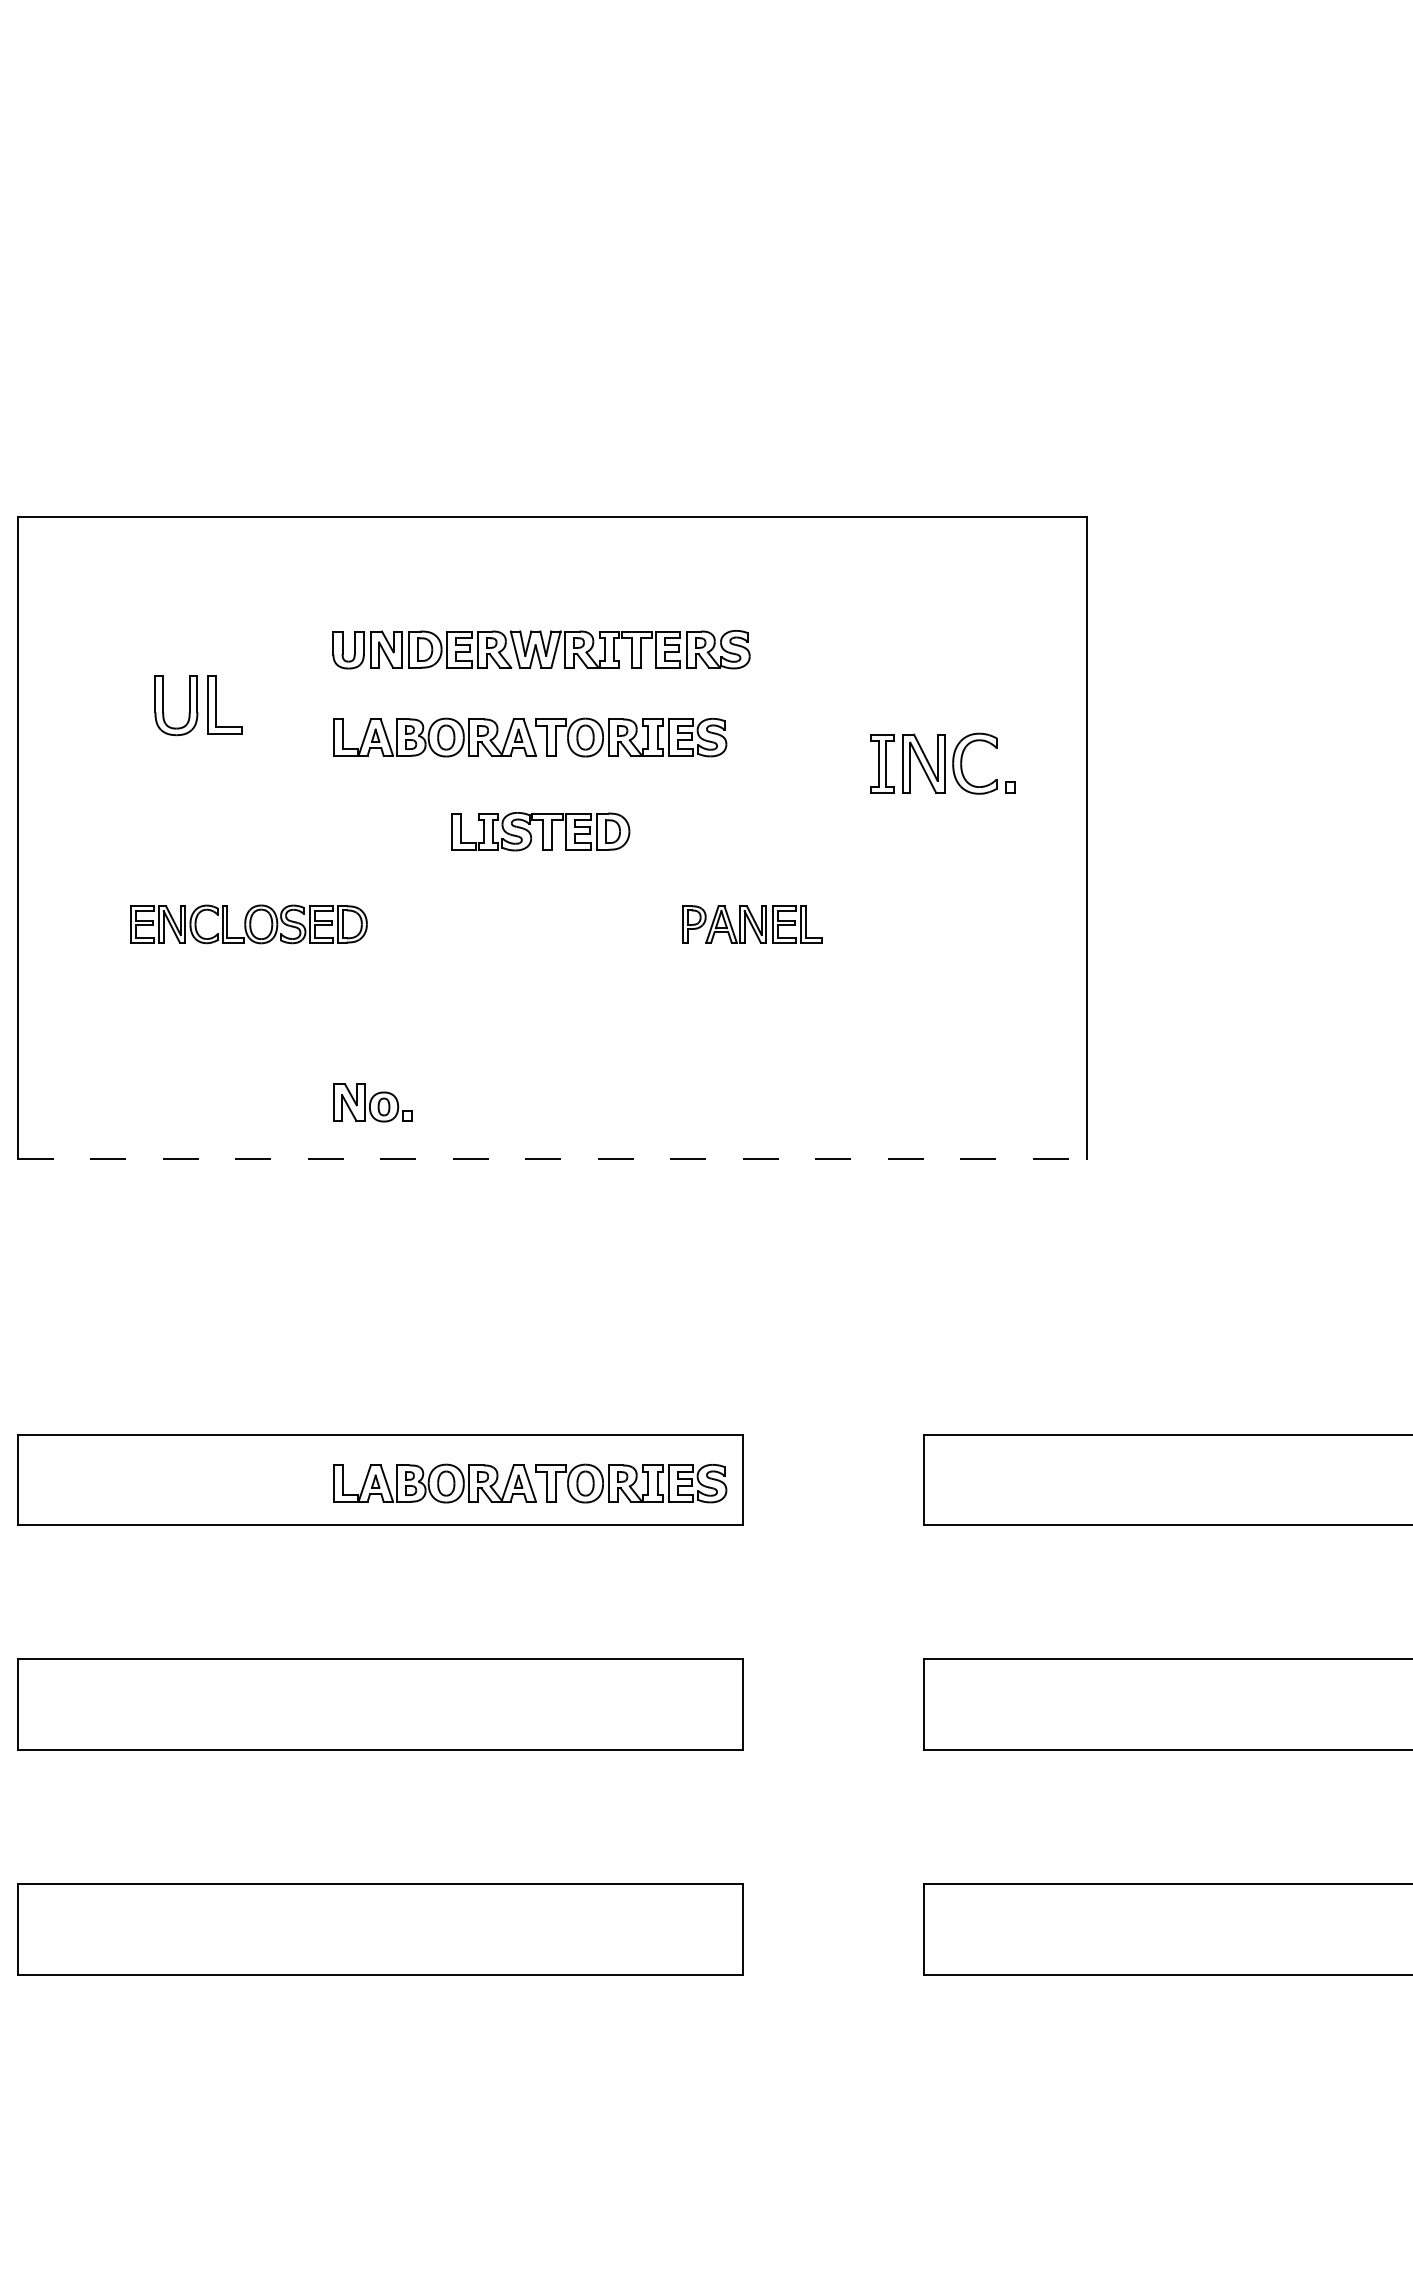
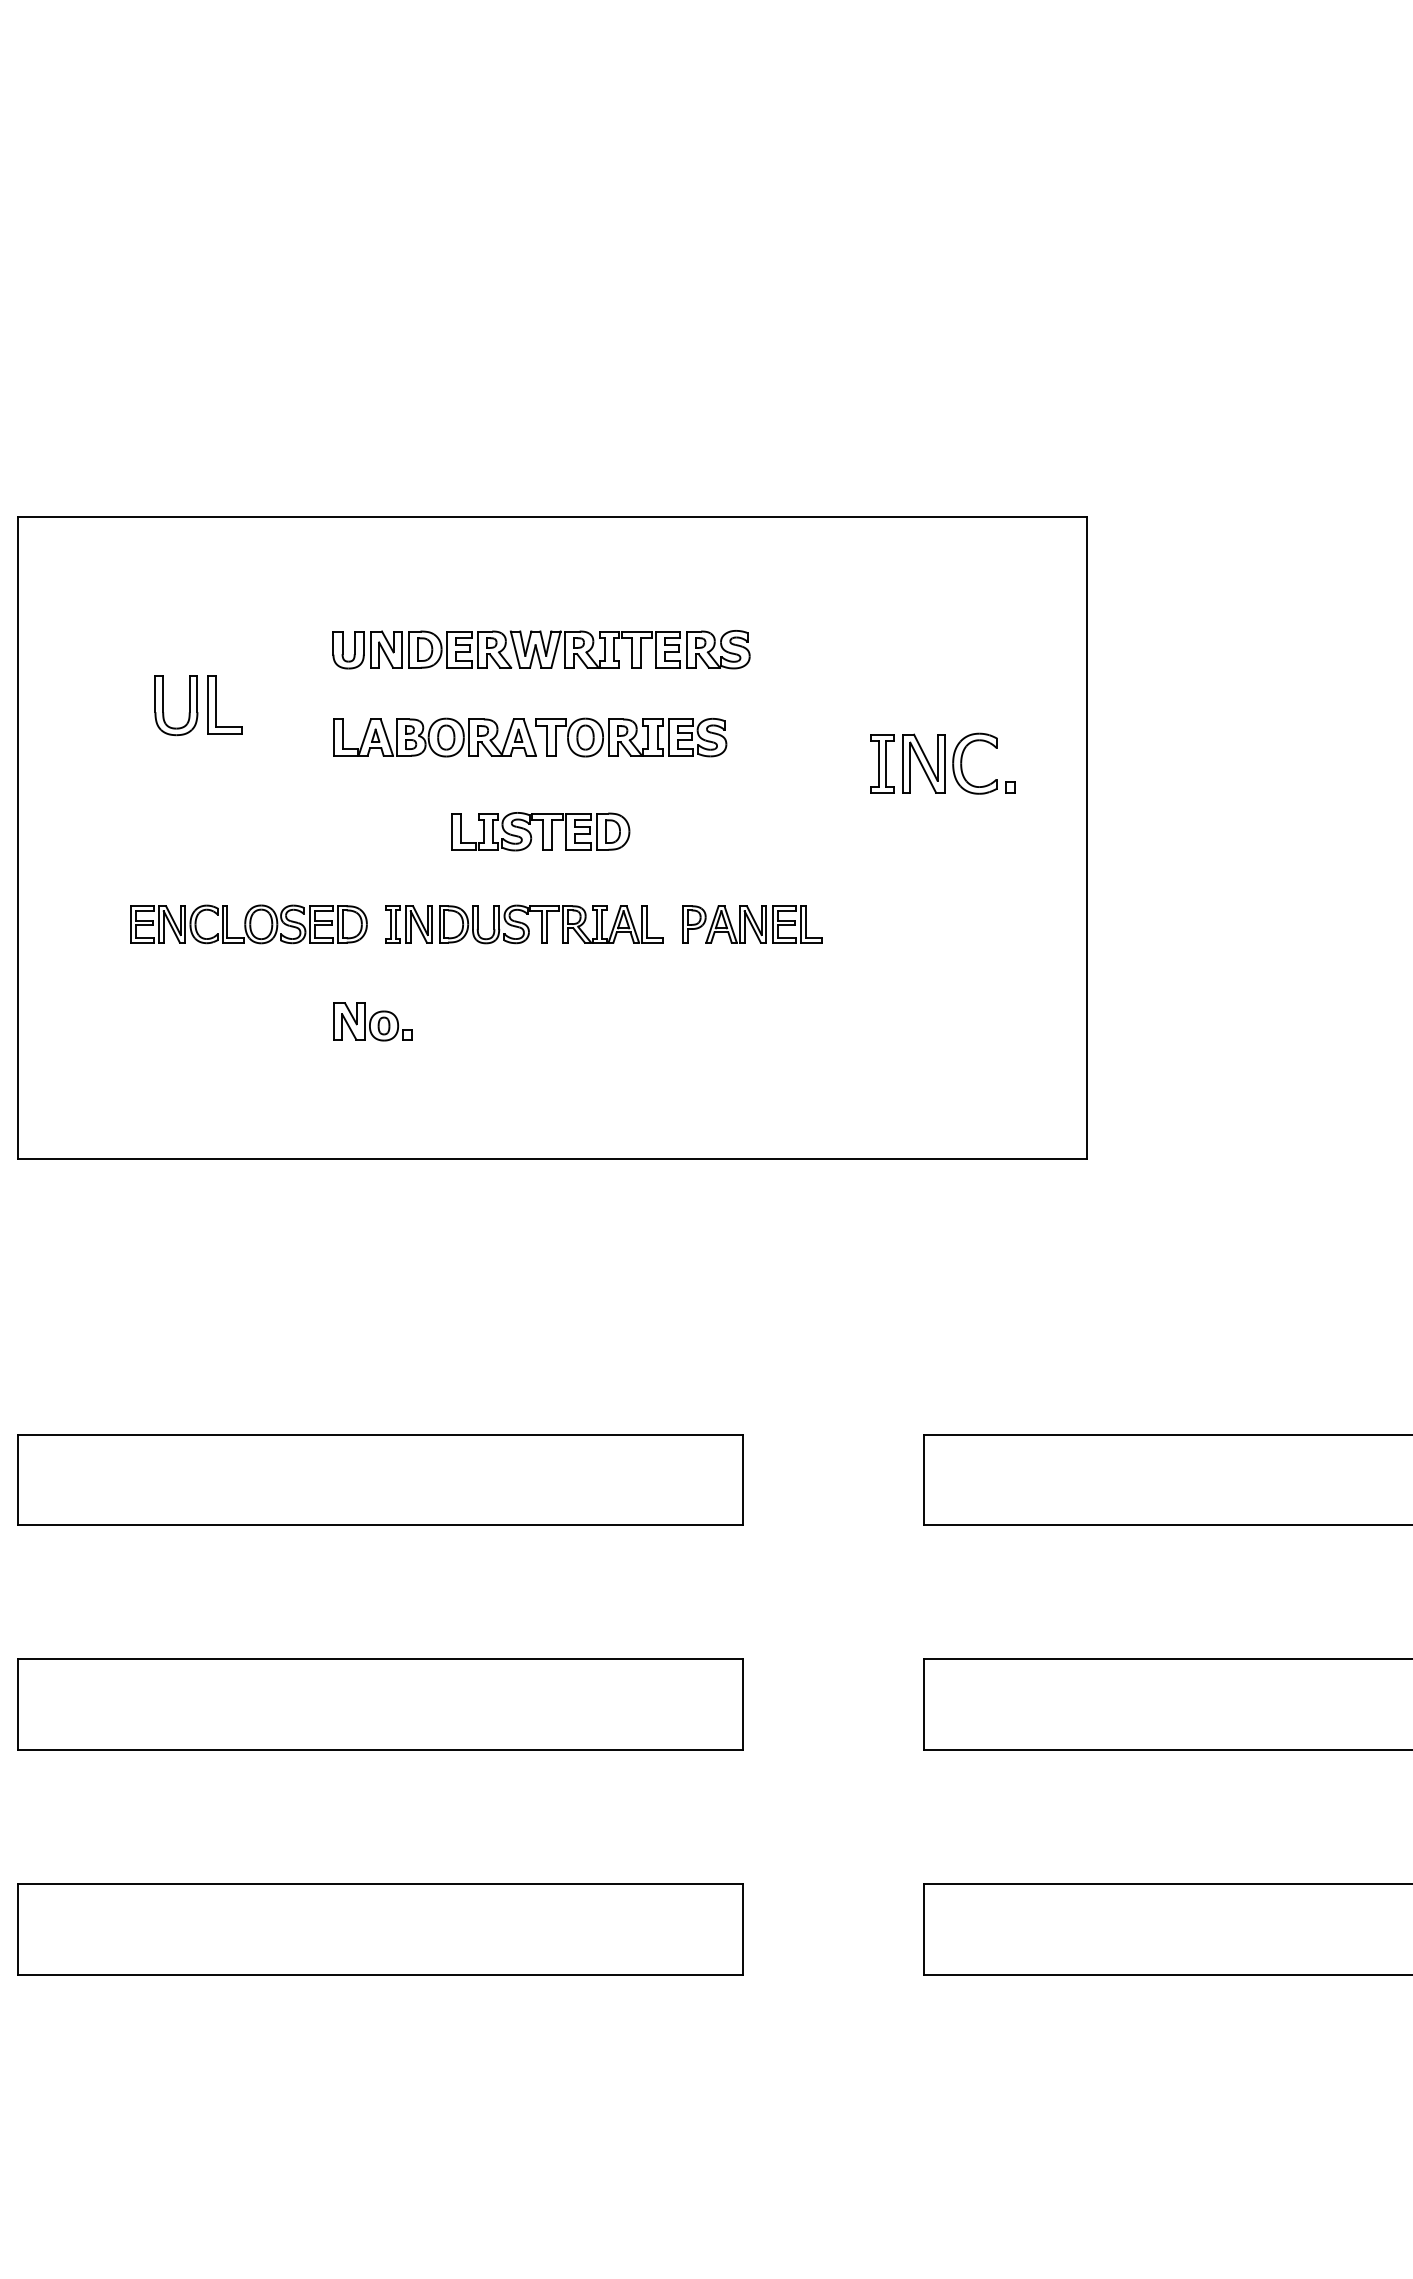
part: none -> present (524, 924)
part position: (372, 1102) -> (372, 1021) (372, 1021)
line: dashed -> solid (552, 1159)
part: present -> none (530, 1483)
